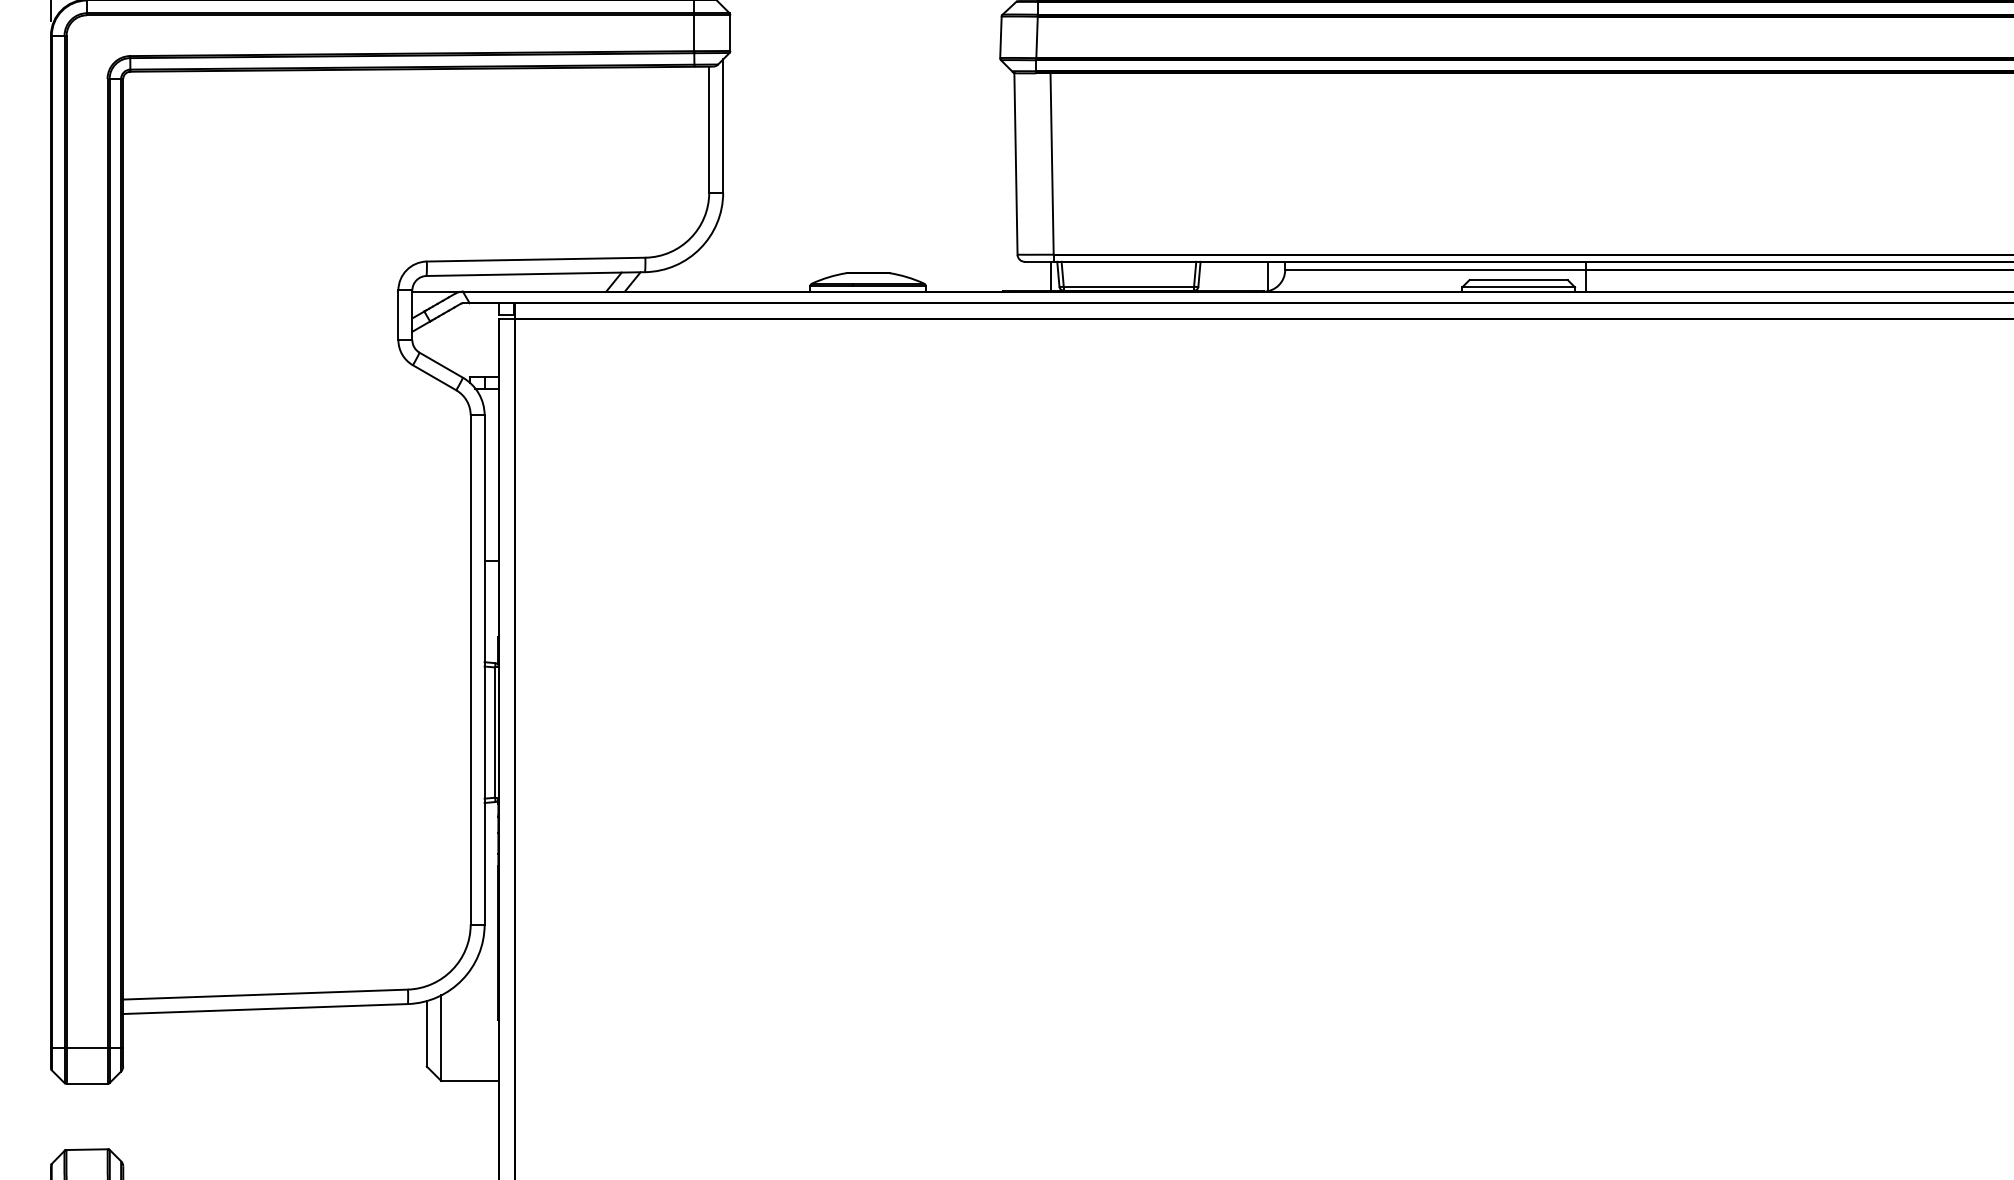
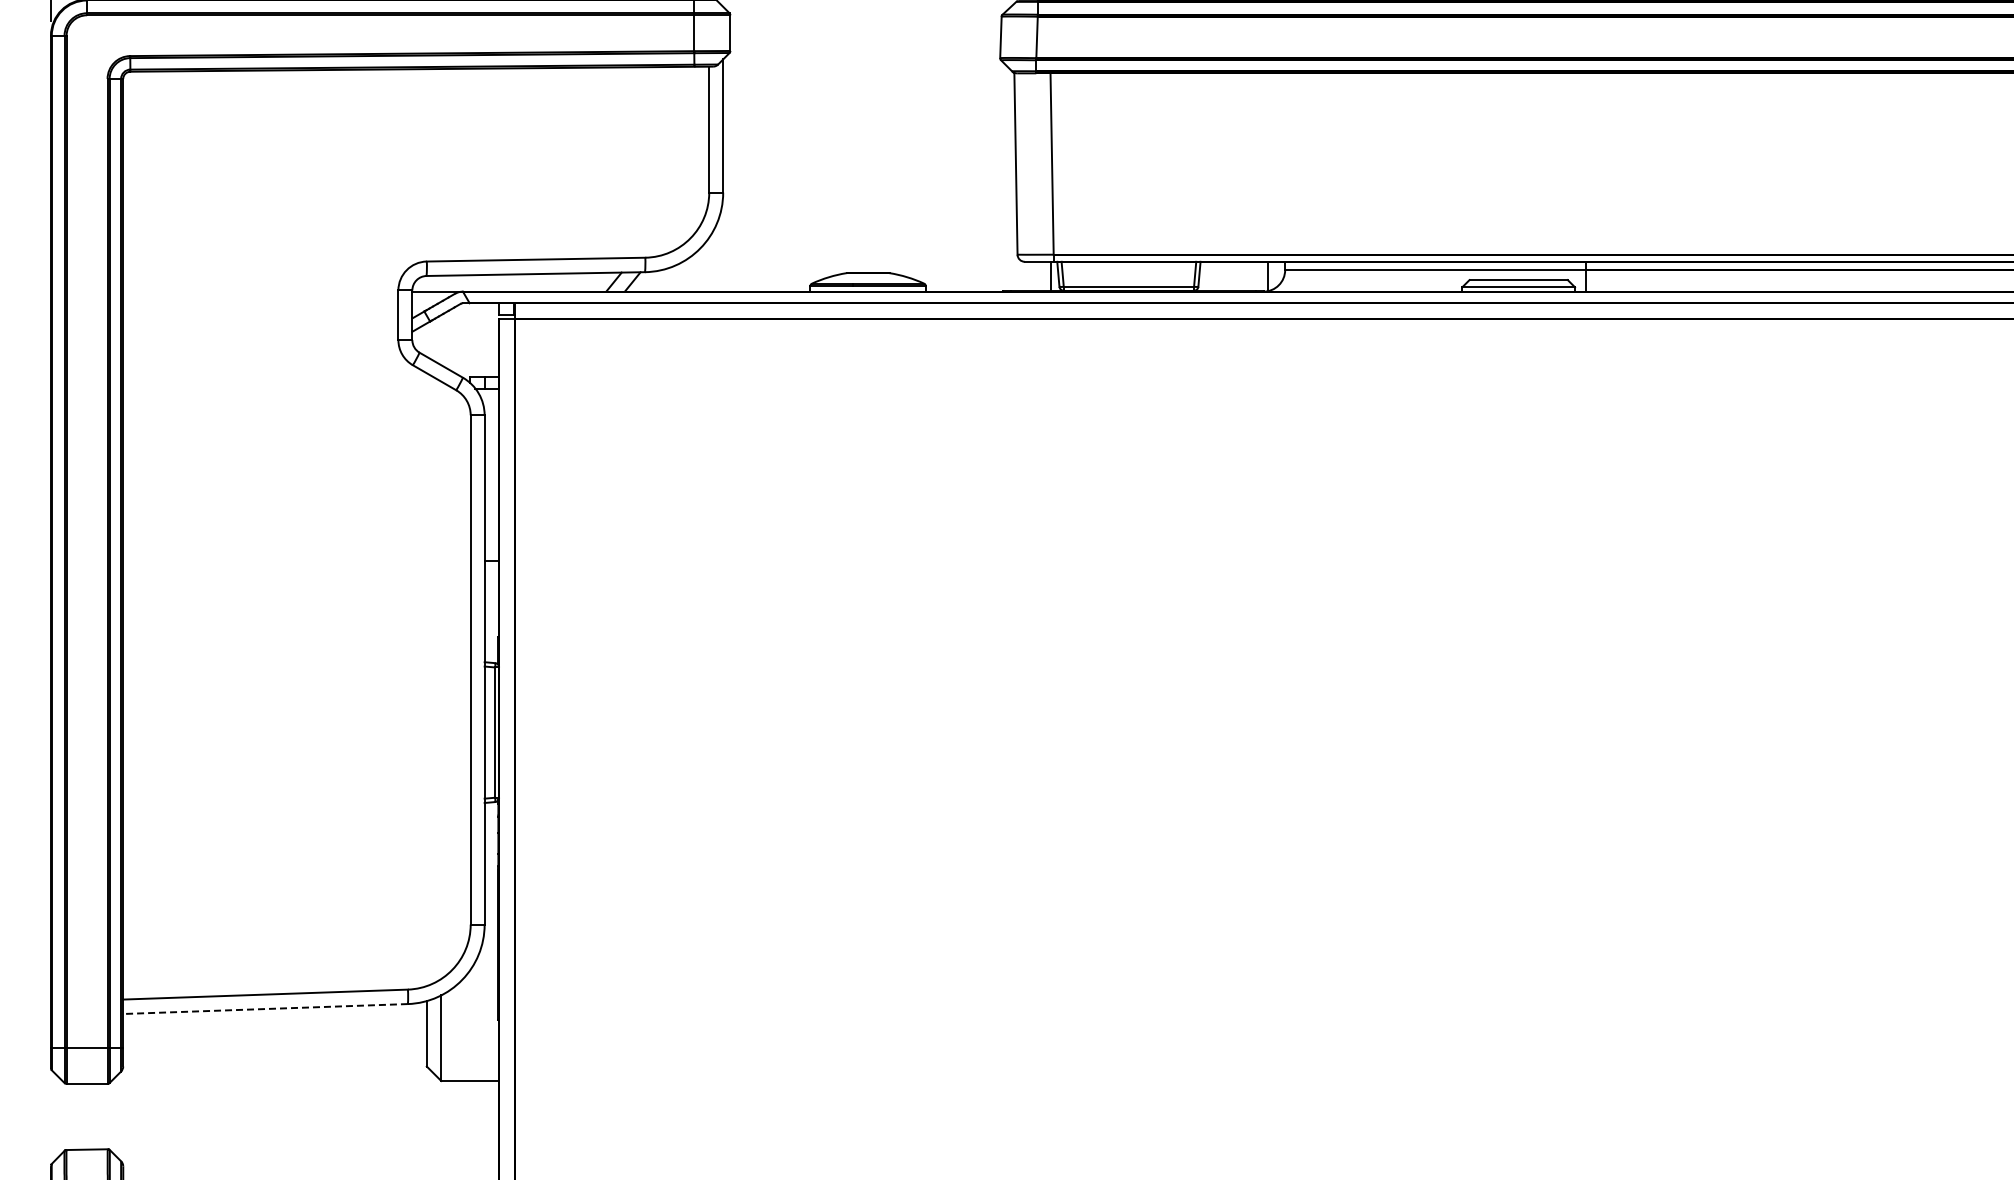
line: solid -> dashed (265, 1009)
